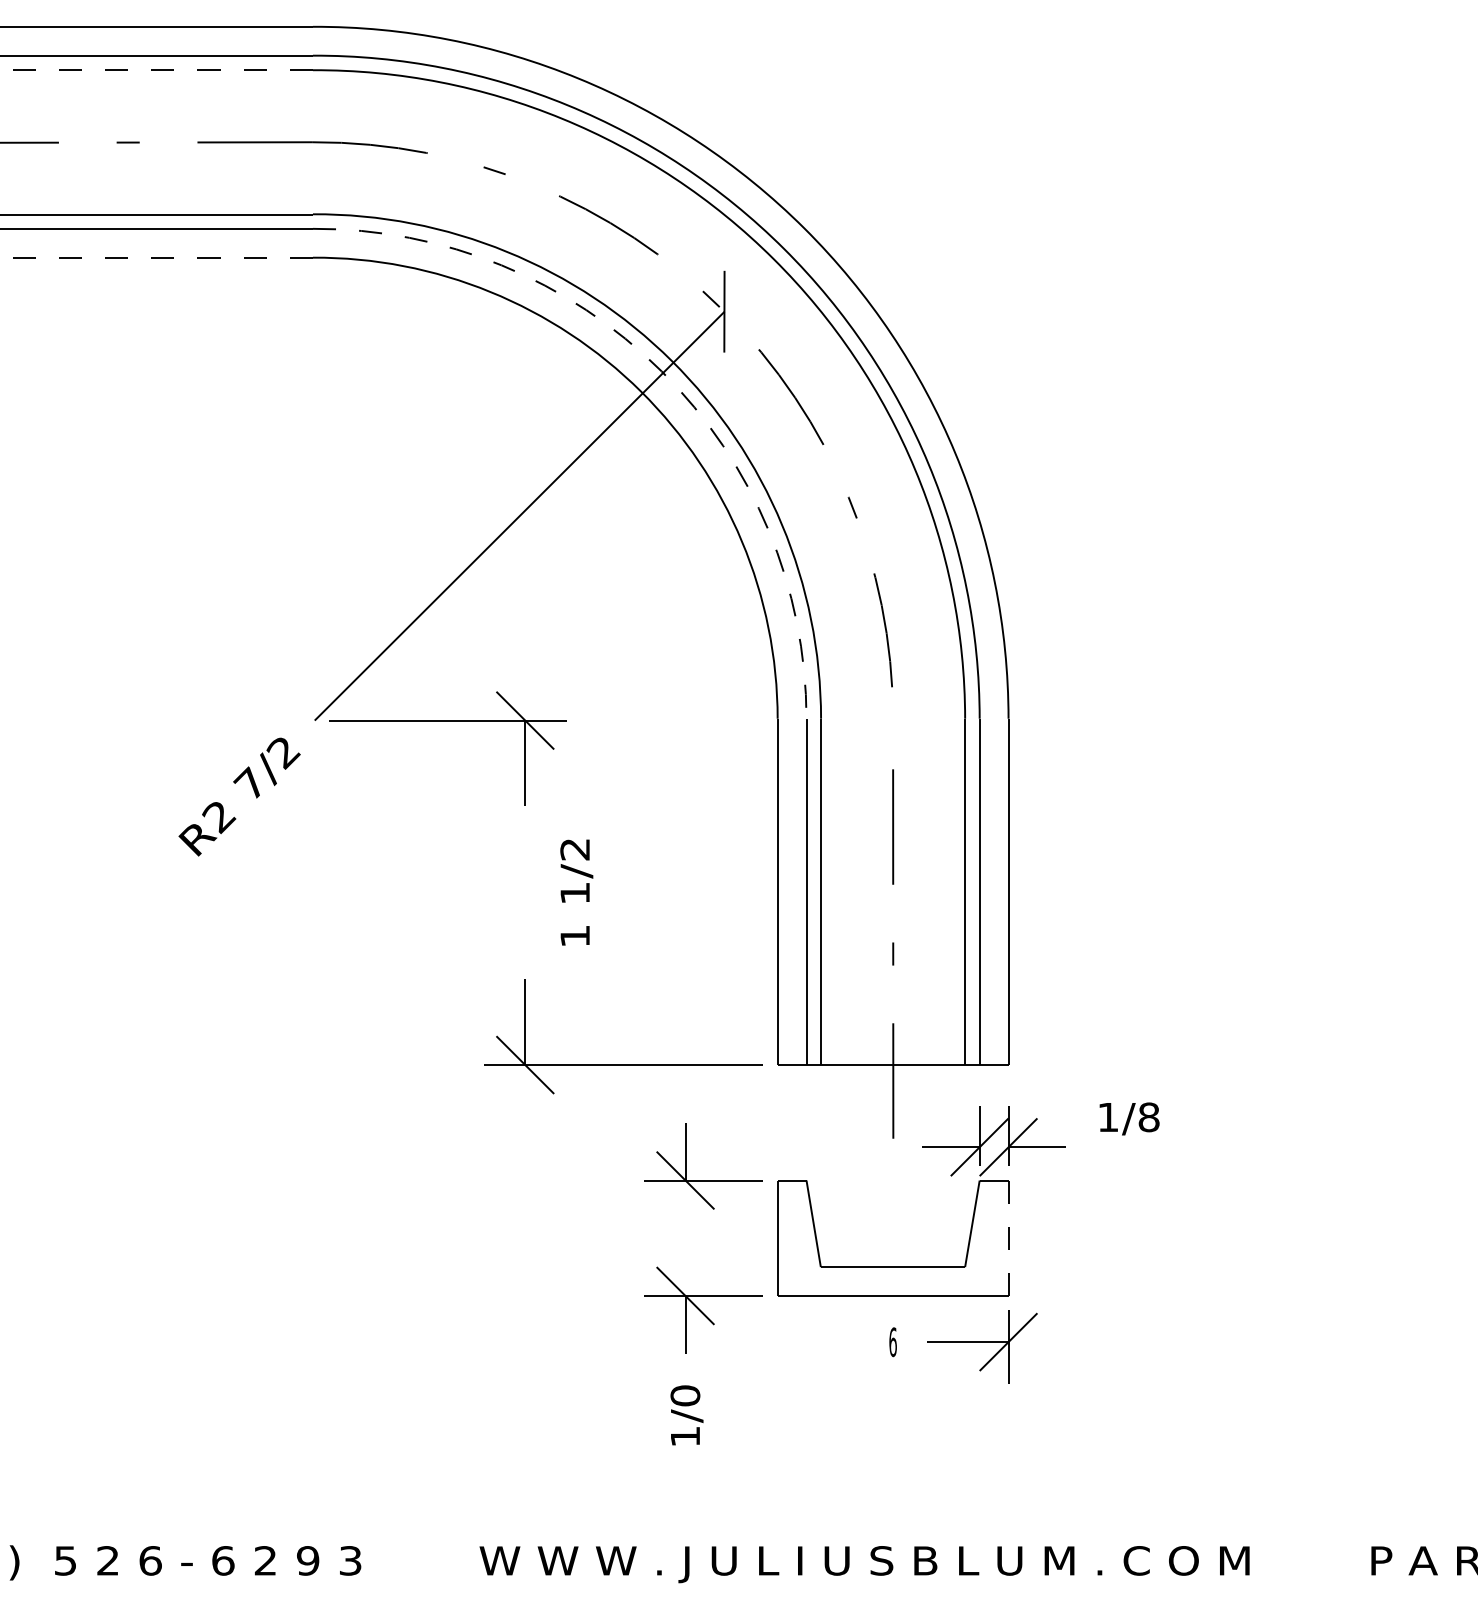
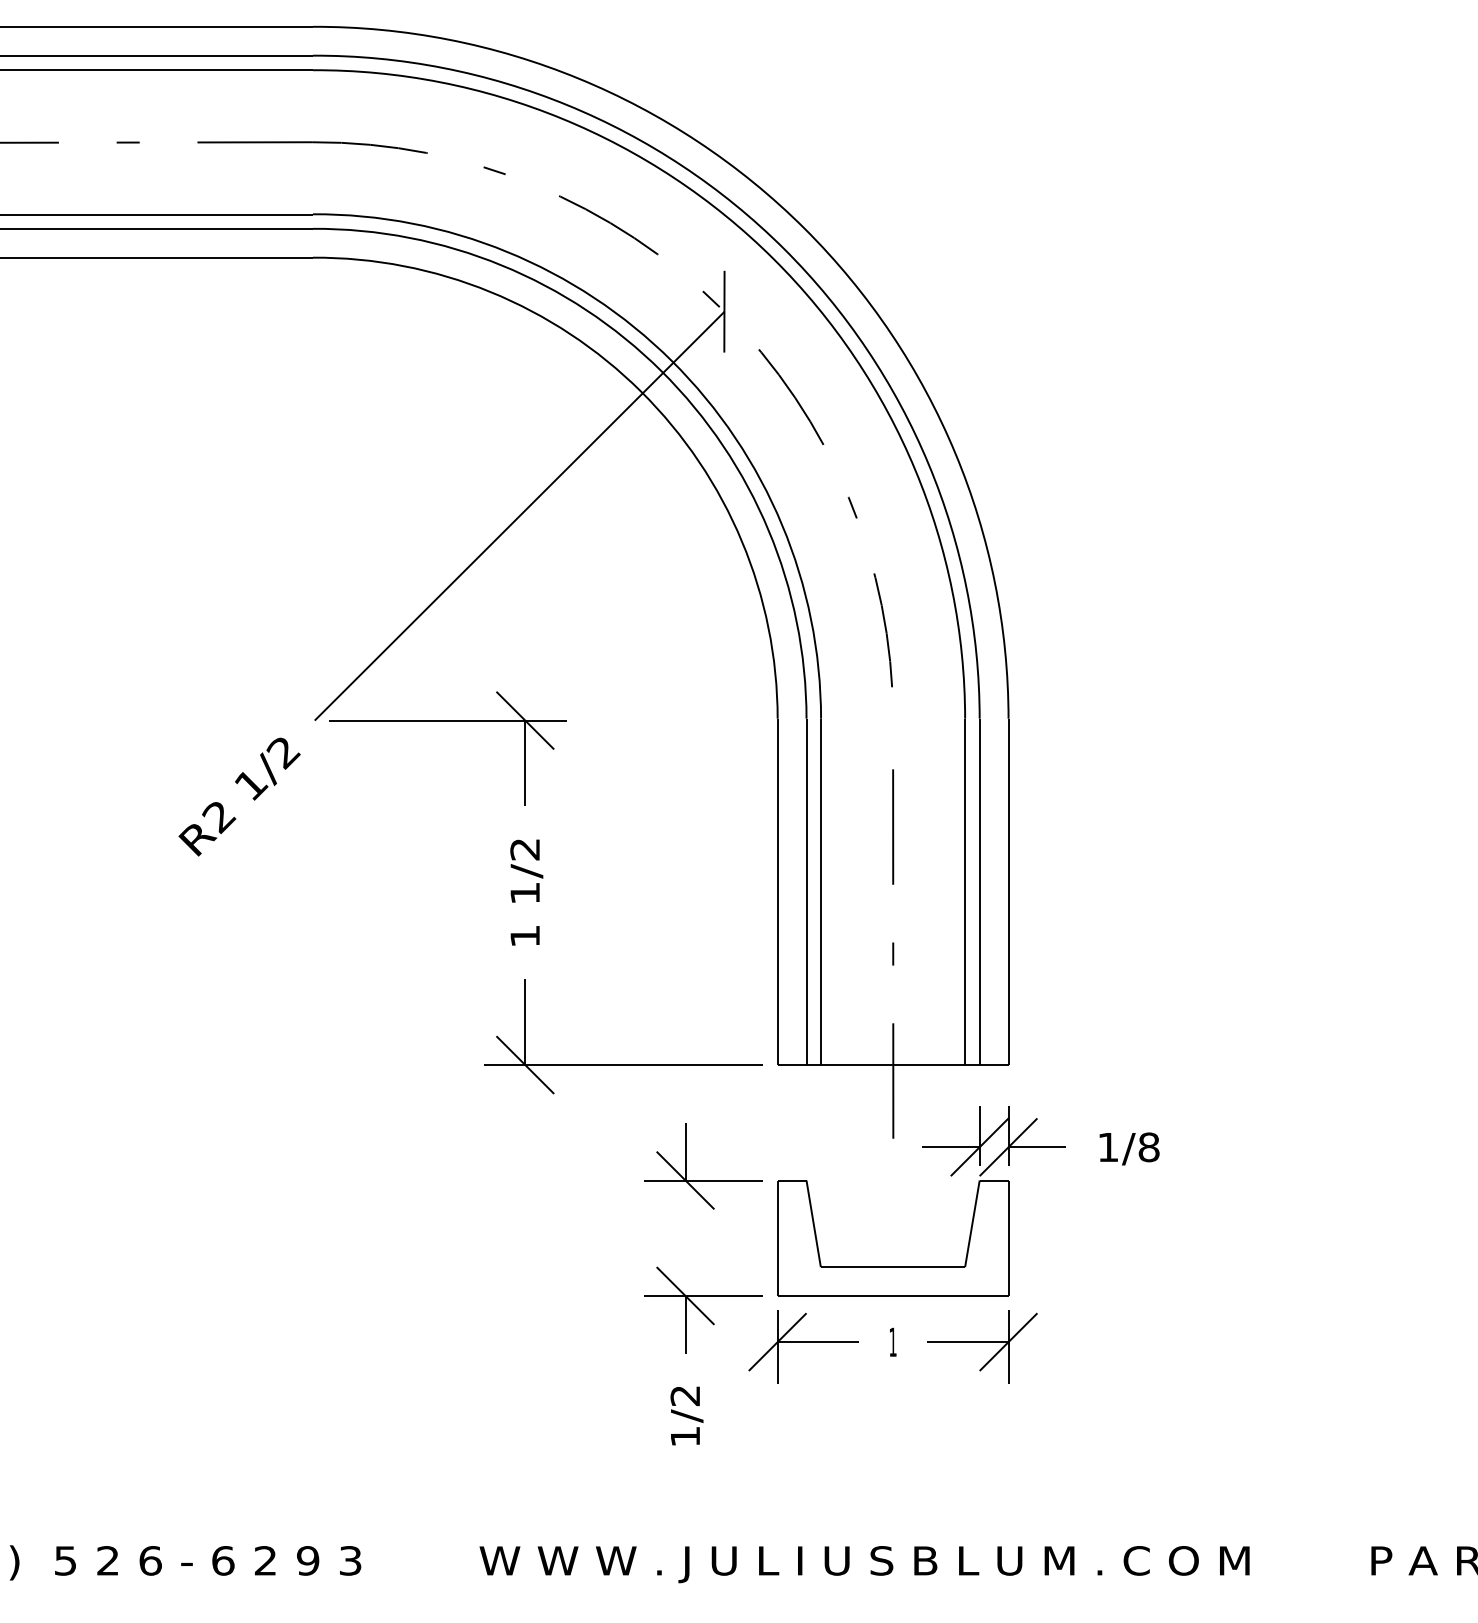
line: dashed -> solid (156, 70)
line: dashed -> solid (157, 257)
arc: dashed -> solid (661, 371)
text: 7/2 -> 1/2 (250, 783)
text position: (576, 892) -> (526, 892) (526, 892)
text position: (1129, 1118) -> (1129, 1148) (1129, 1148)
line: dashed -> solid (1008, 1238)
text: 6 -> 1 (892, 1342)
part: none -> present (803, 1346)
text: 1/0 -> 1/2 (685, 1395)
